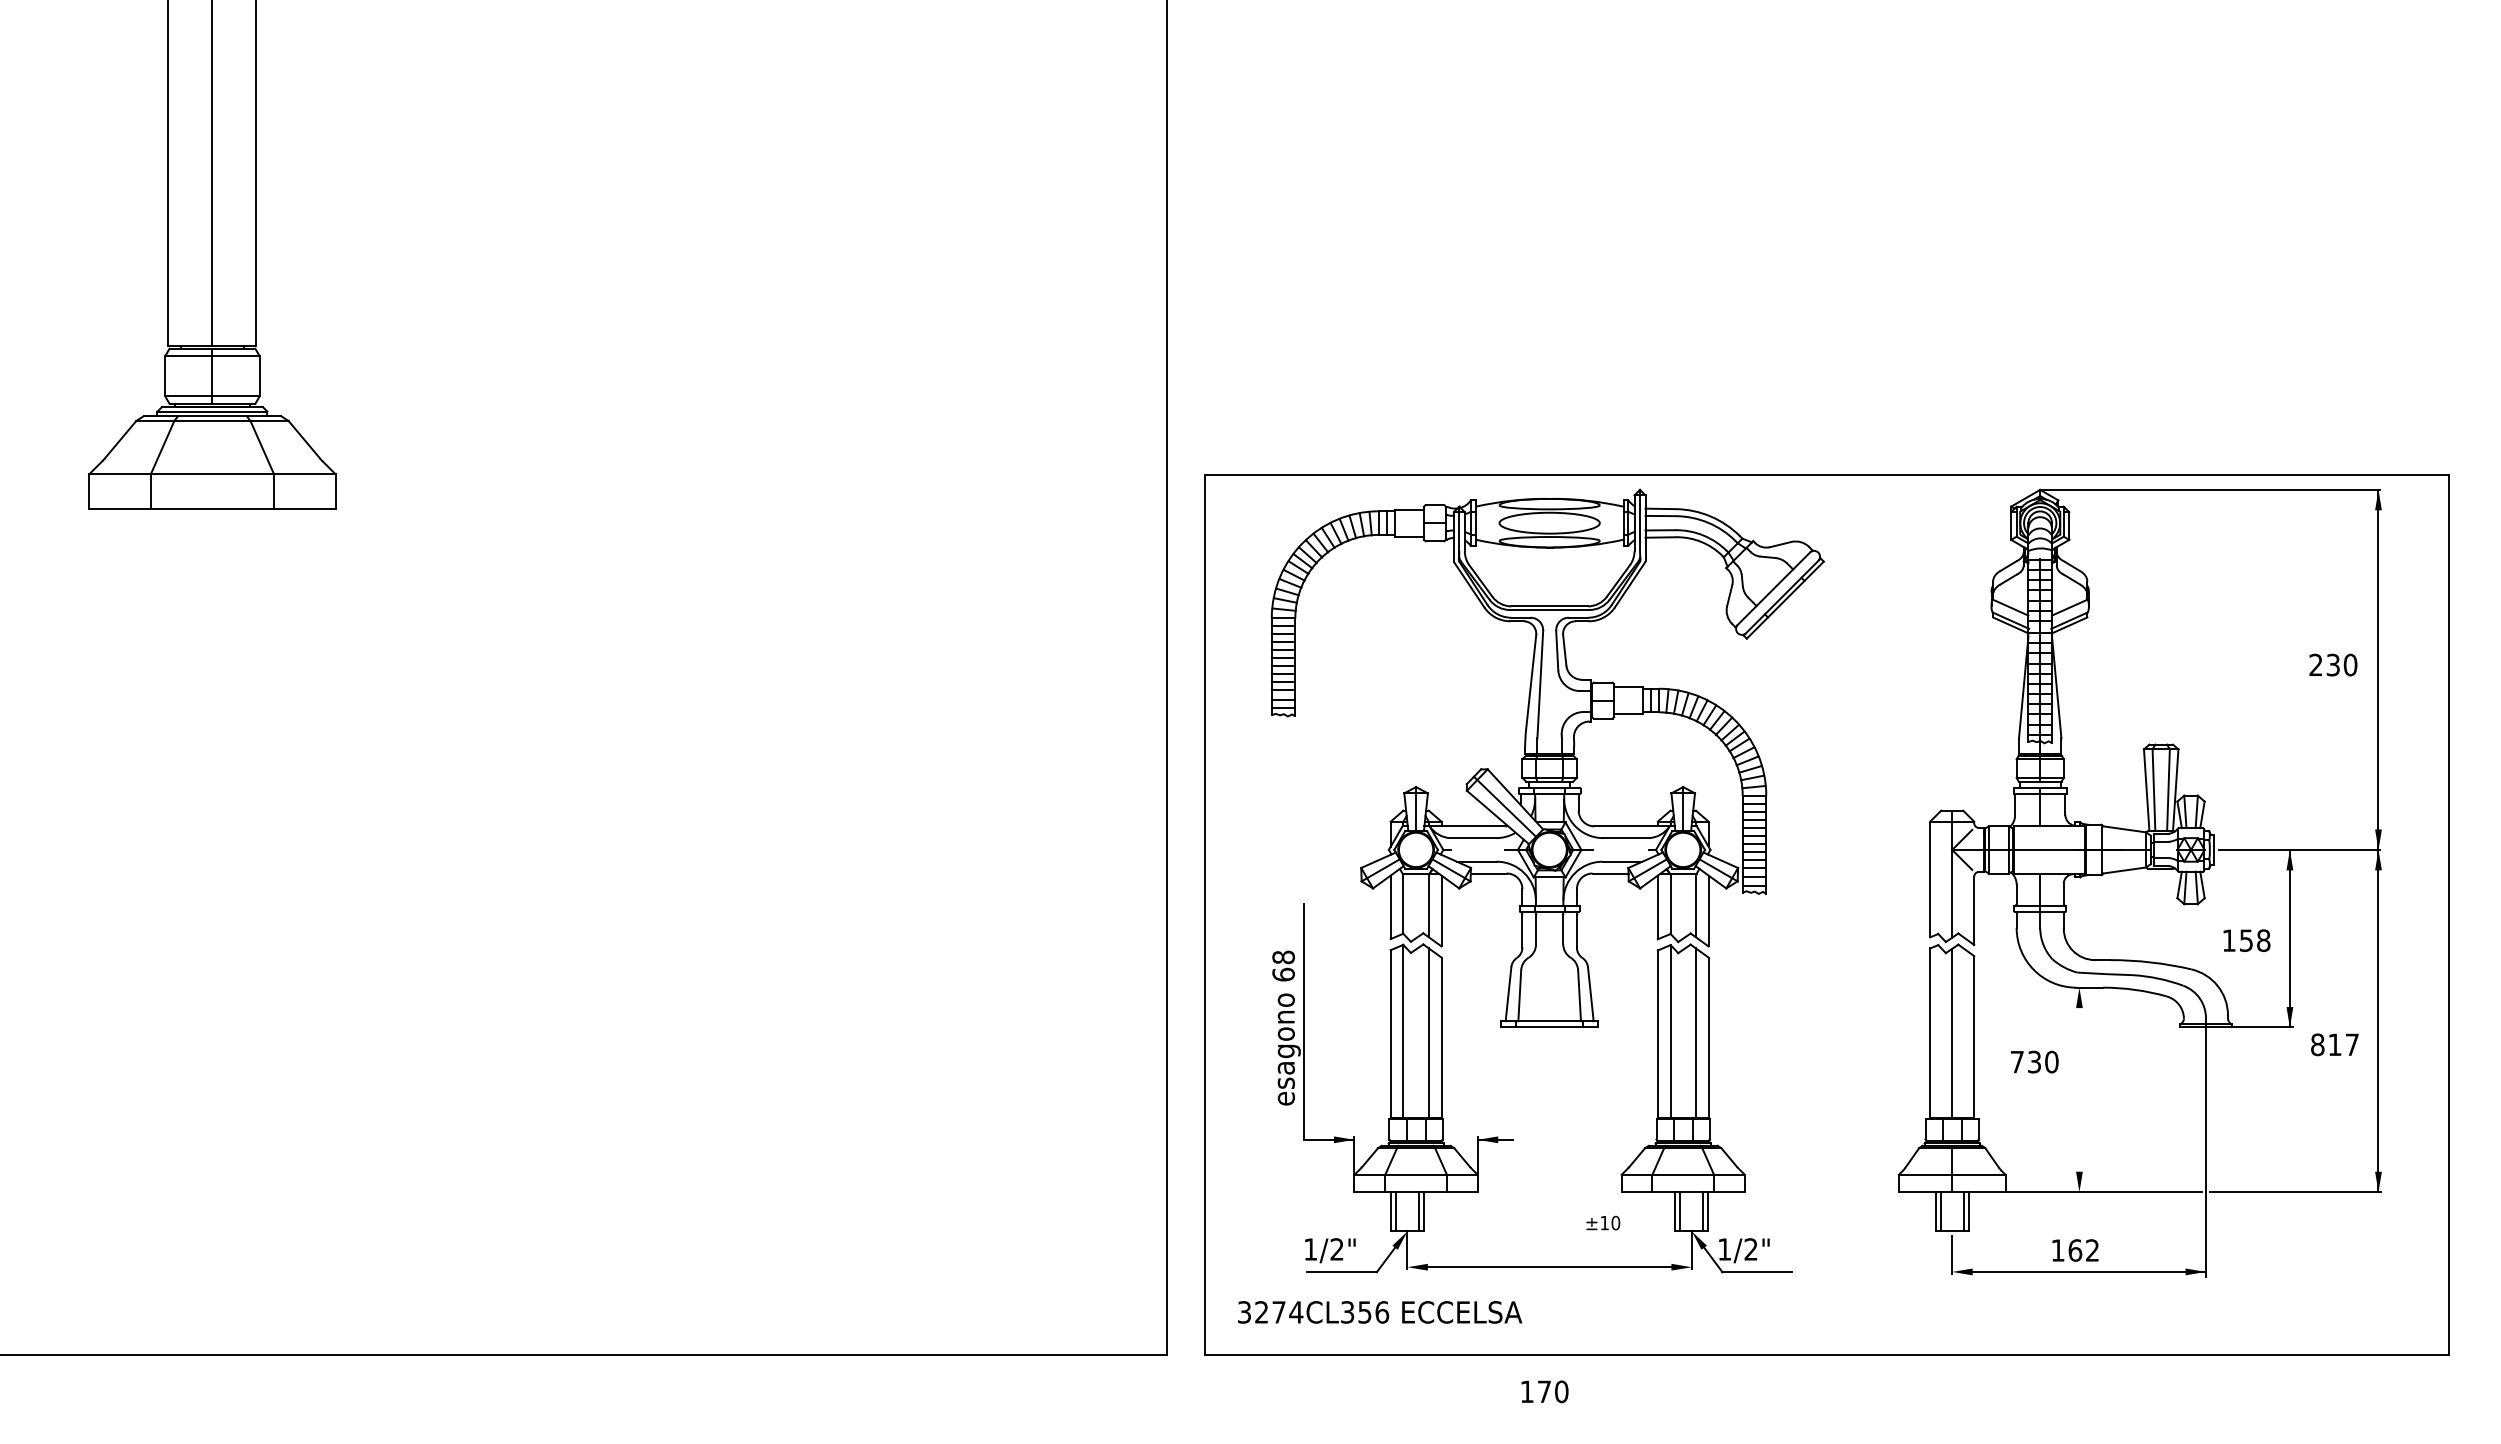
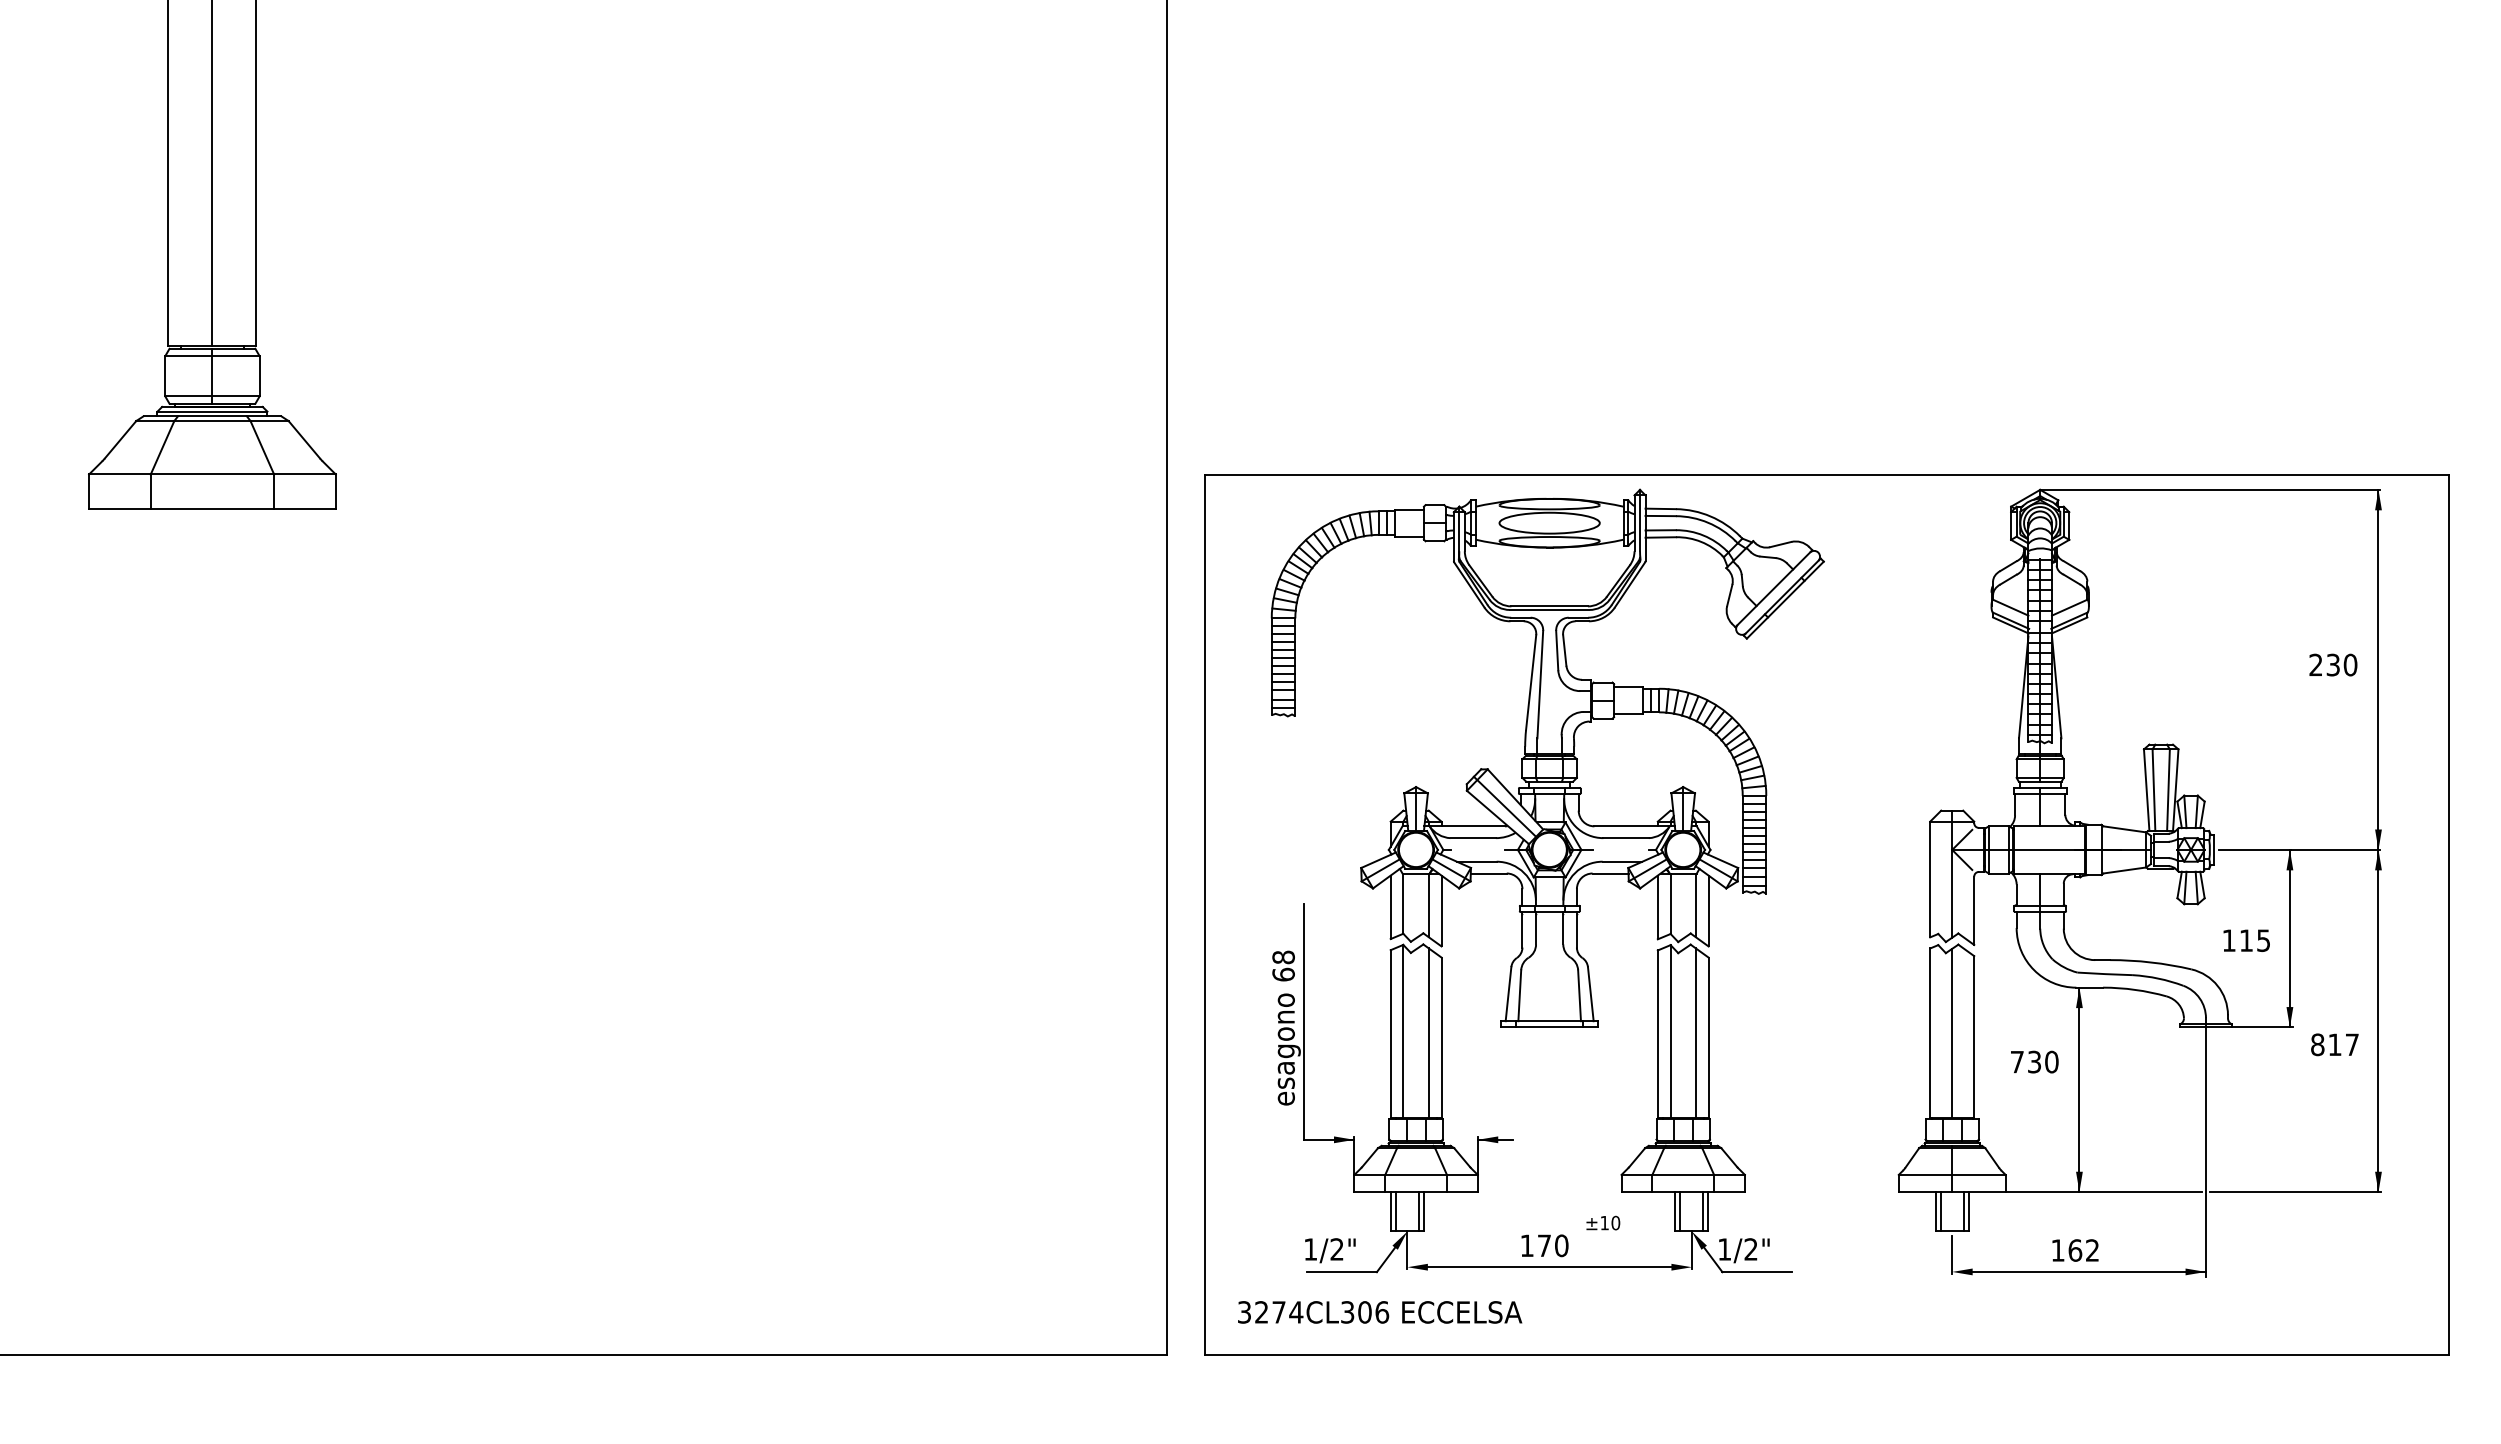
text: 158 -> 115 (2255, 940)
line: none -> present (2079, 1089)
text: 3274CL356 -> 3274CL306 (1364, 1312)
text position: (1544, 1391) -> (1544, 1245) (1544, 1245)
